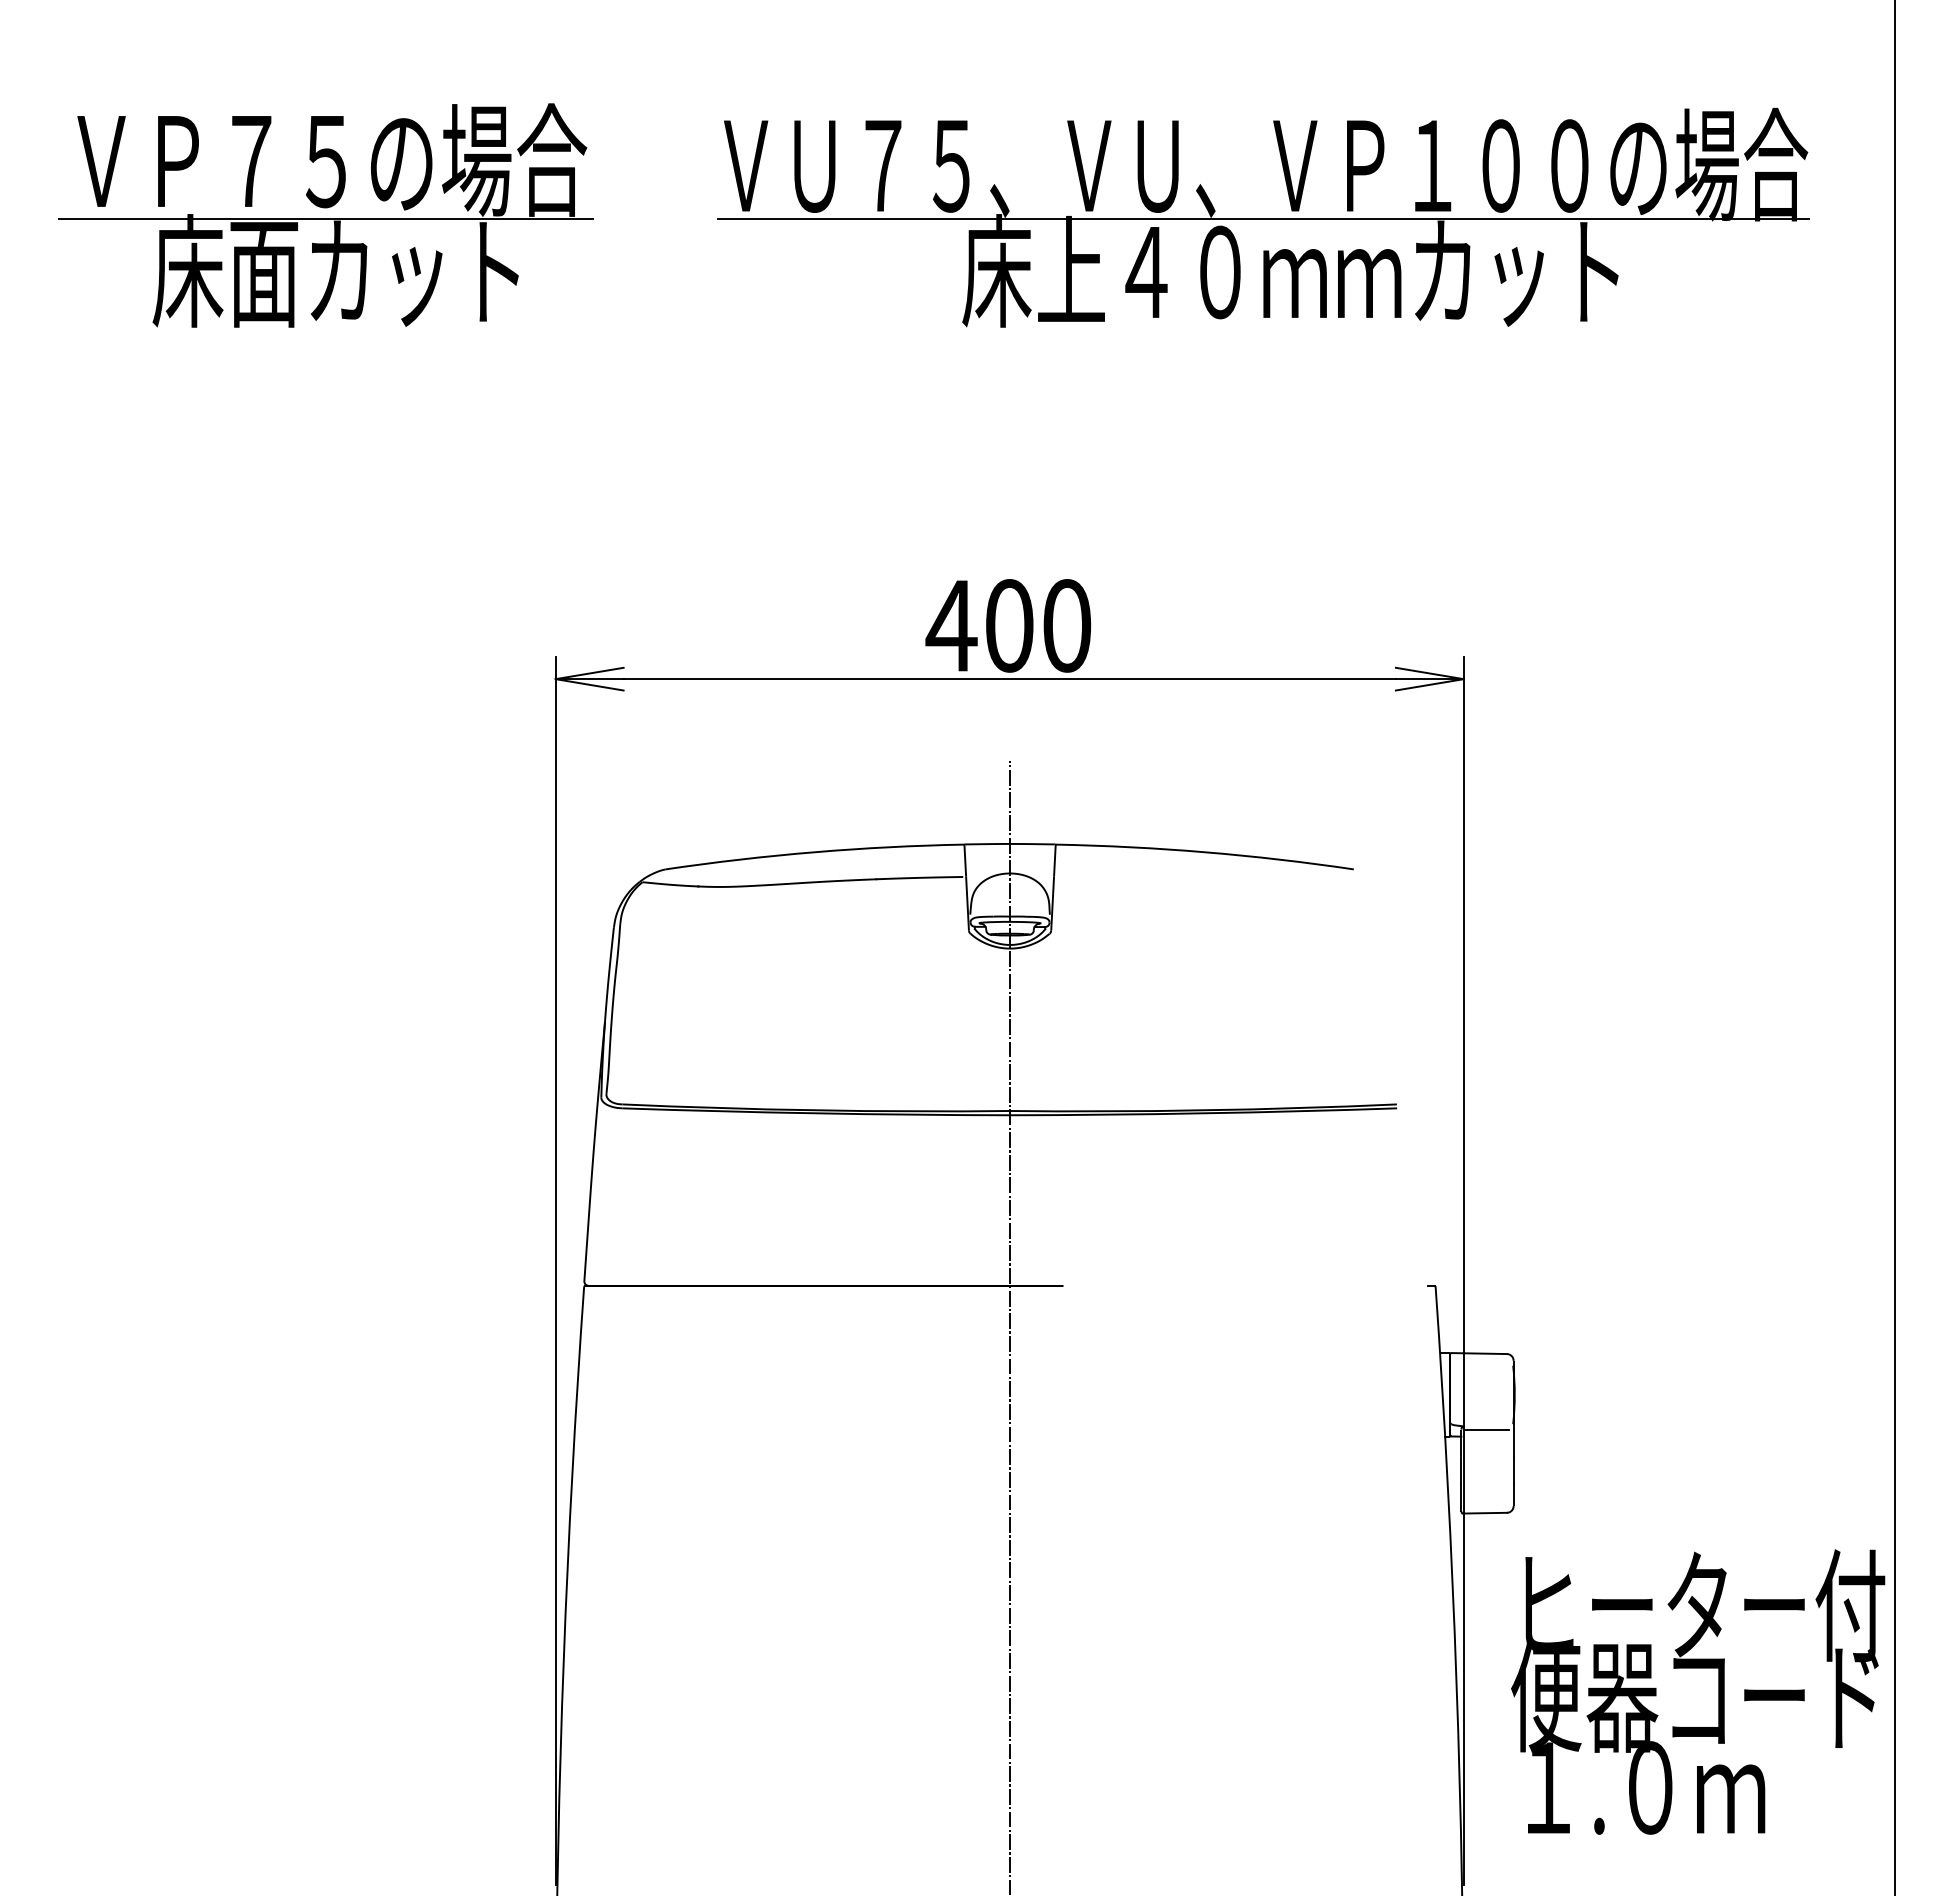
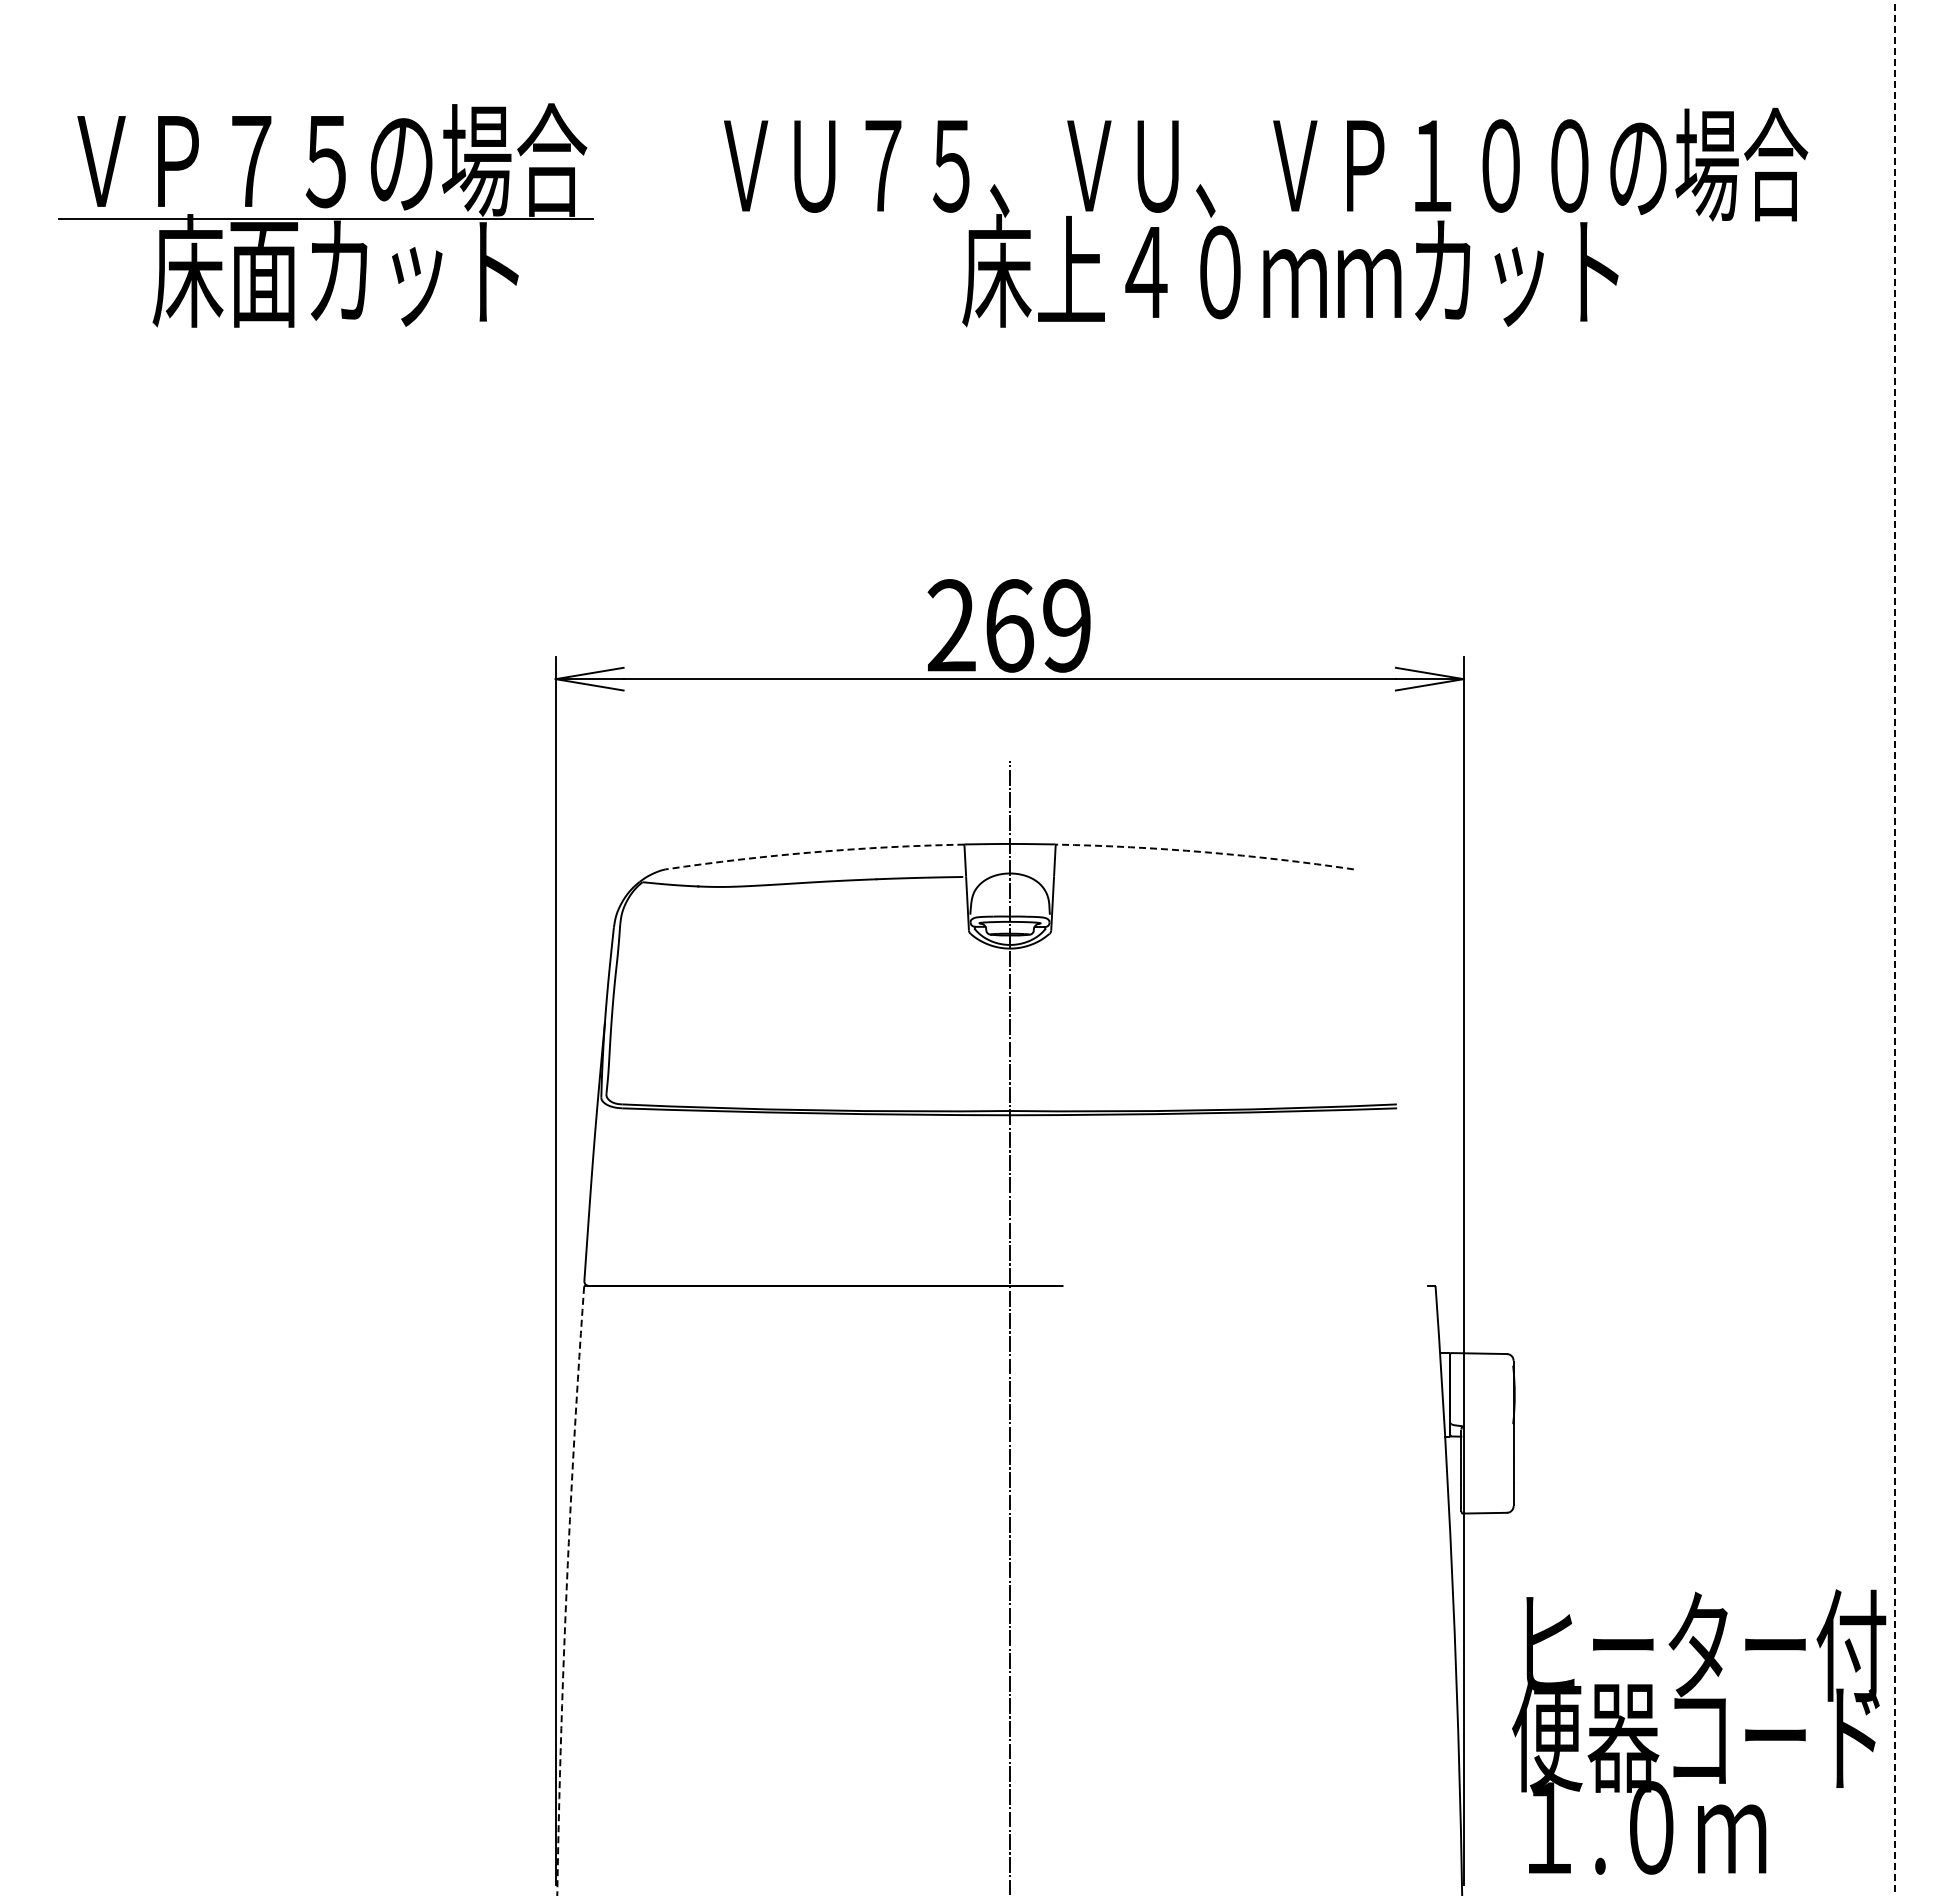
line: present -> none (1263, 219)
text: 400 -> 269 (1008, 625)
arc: solid -> dashed (814, 852)
arc: solid -> dashed (1205, 852)
line: solid -> dashed (1895, 947)
line: present -> none (1487, 1430)
arc: solid -> dashed (566, 1591)
text position: (1698, 1691) -> (1699, 1731) (1699, 1731)
